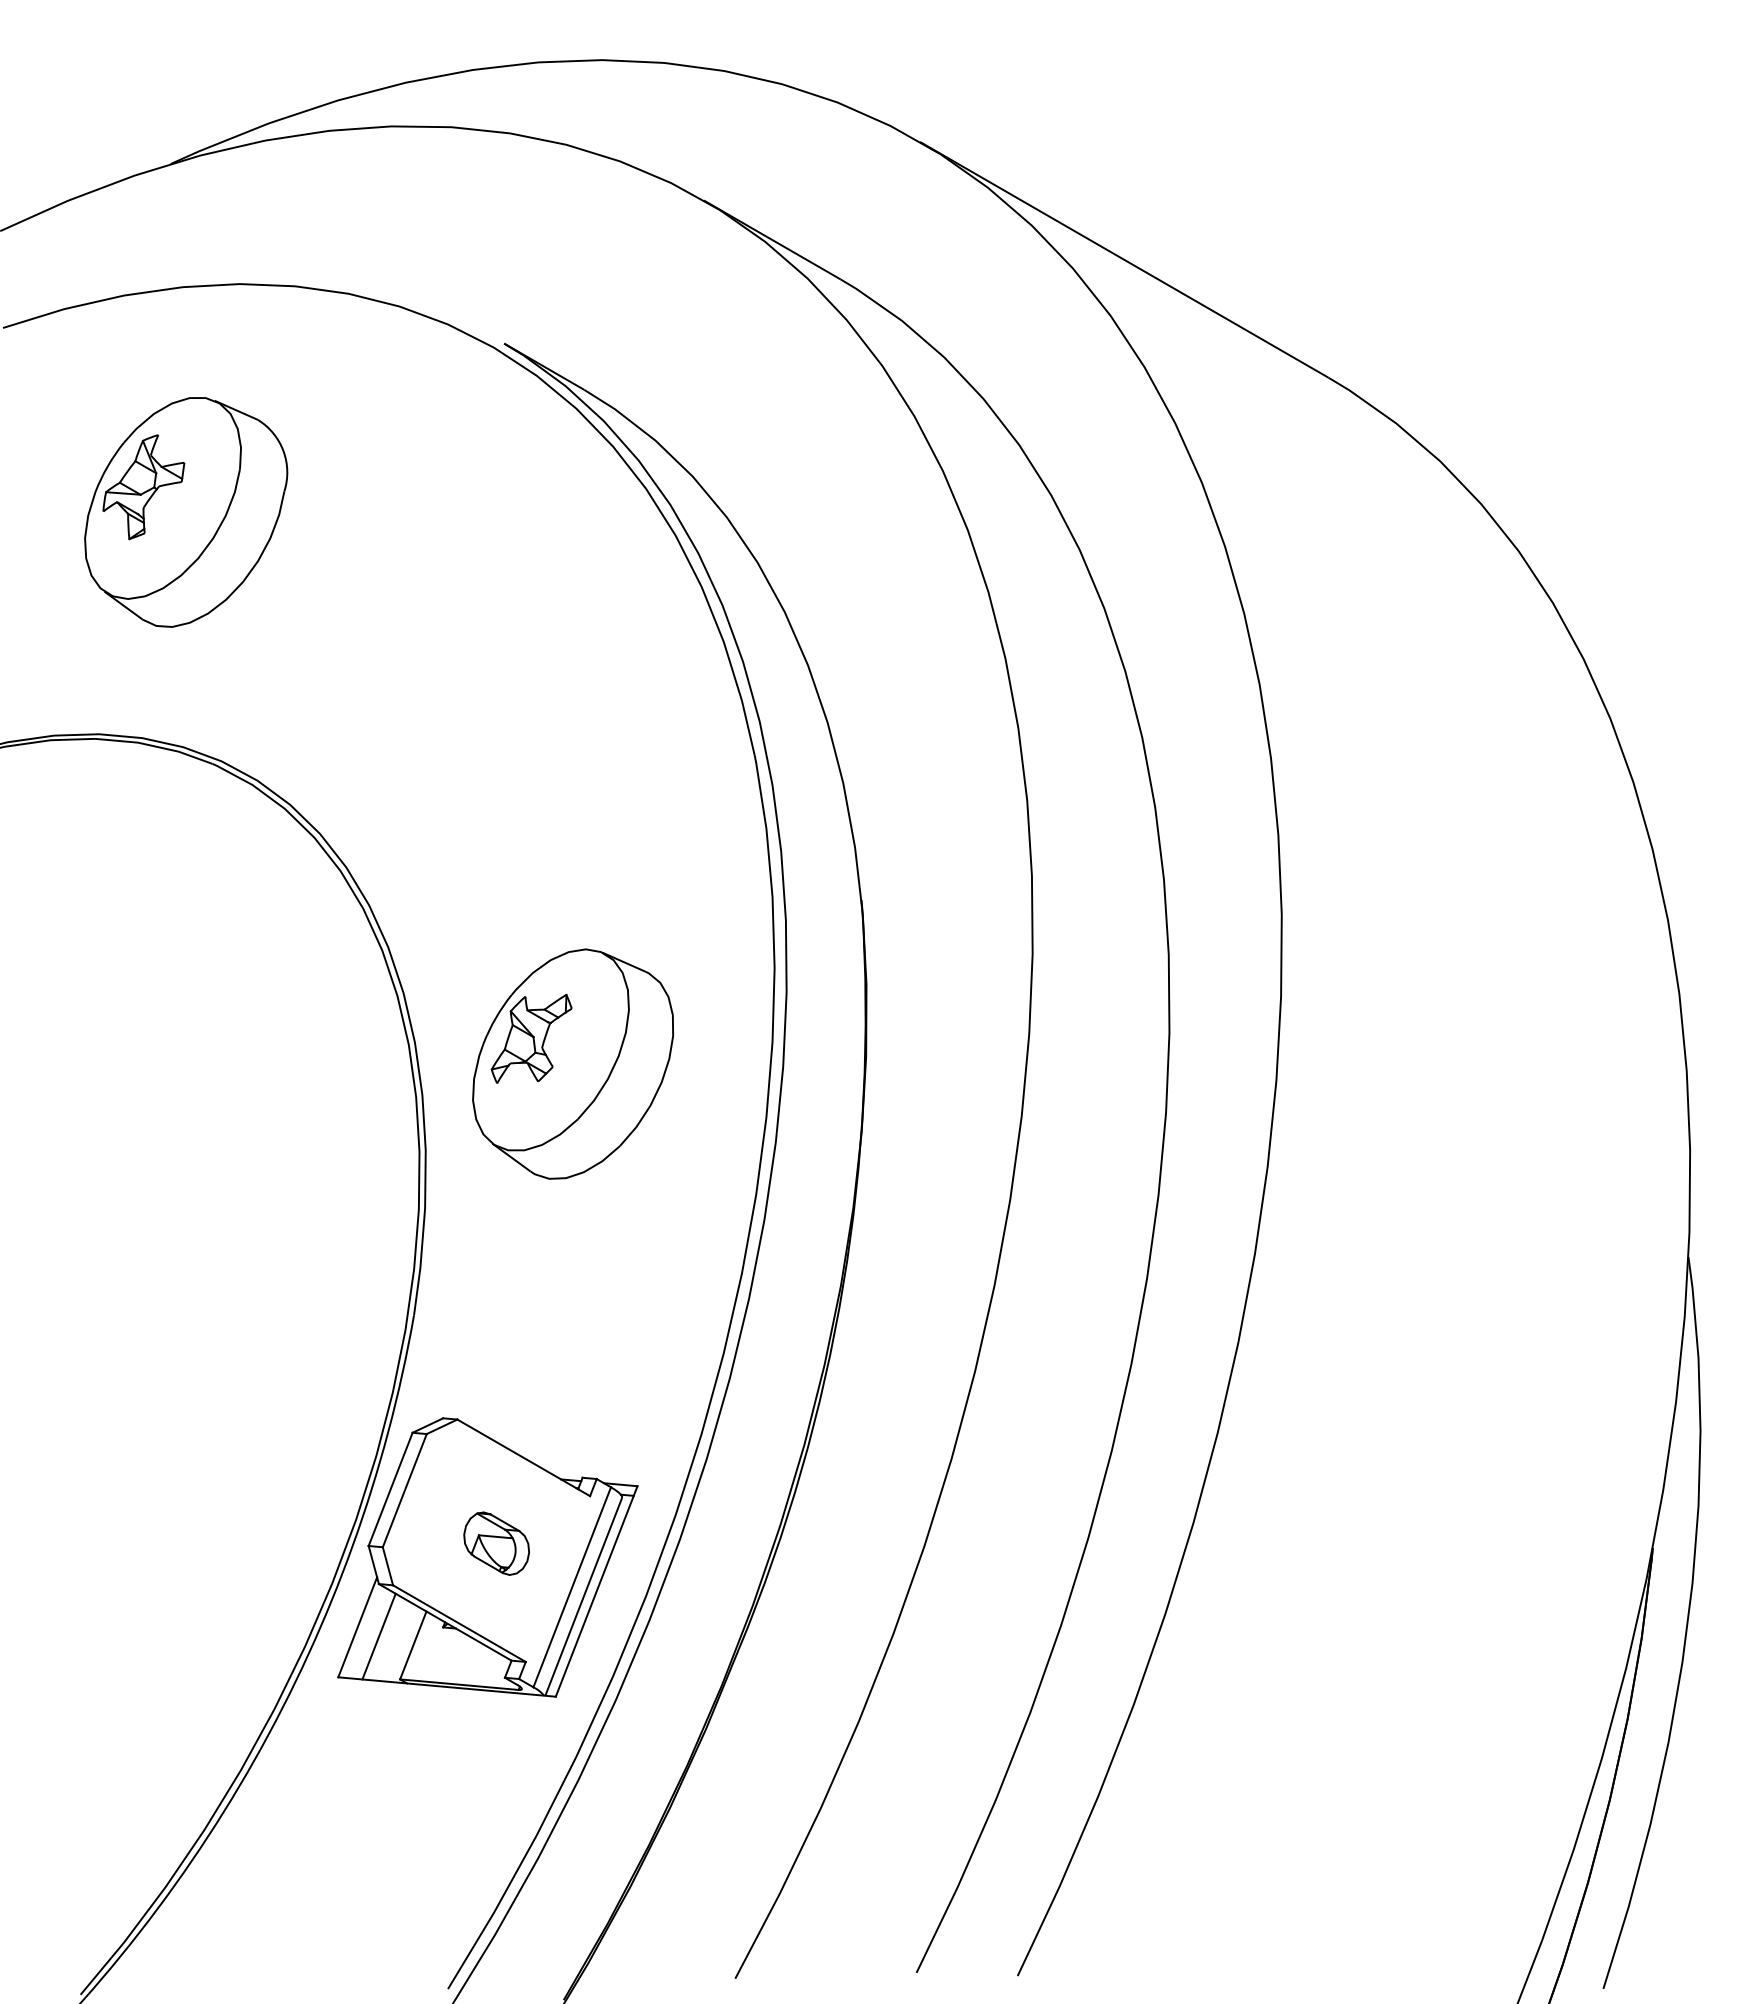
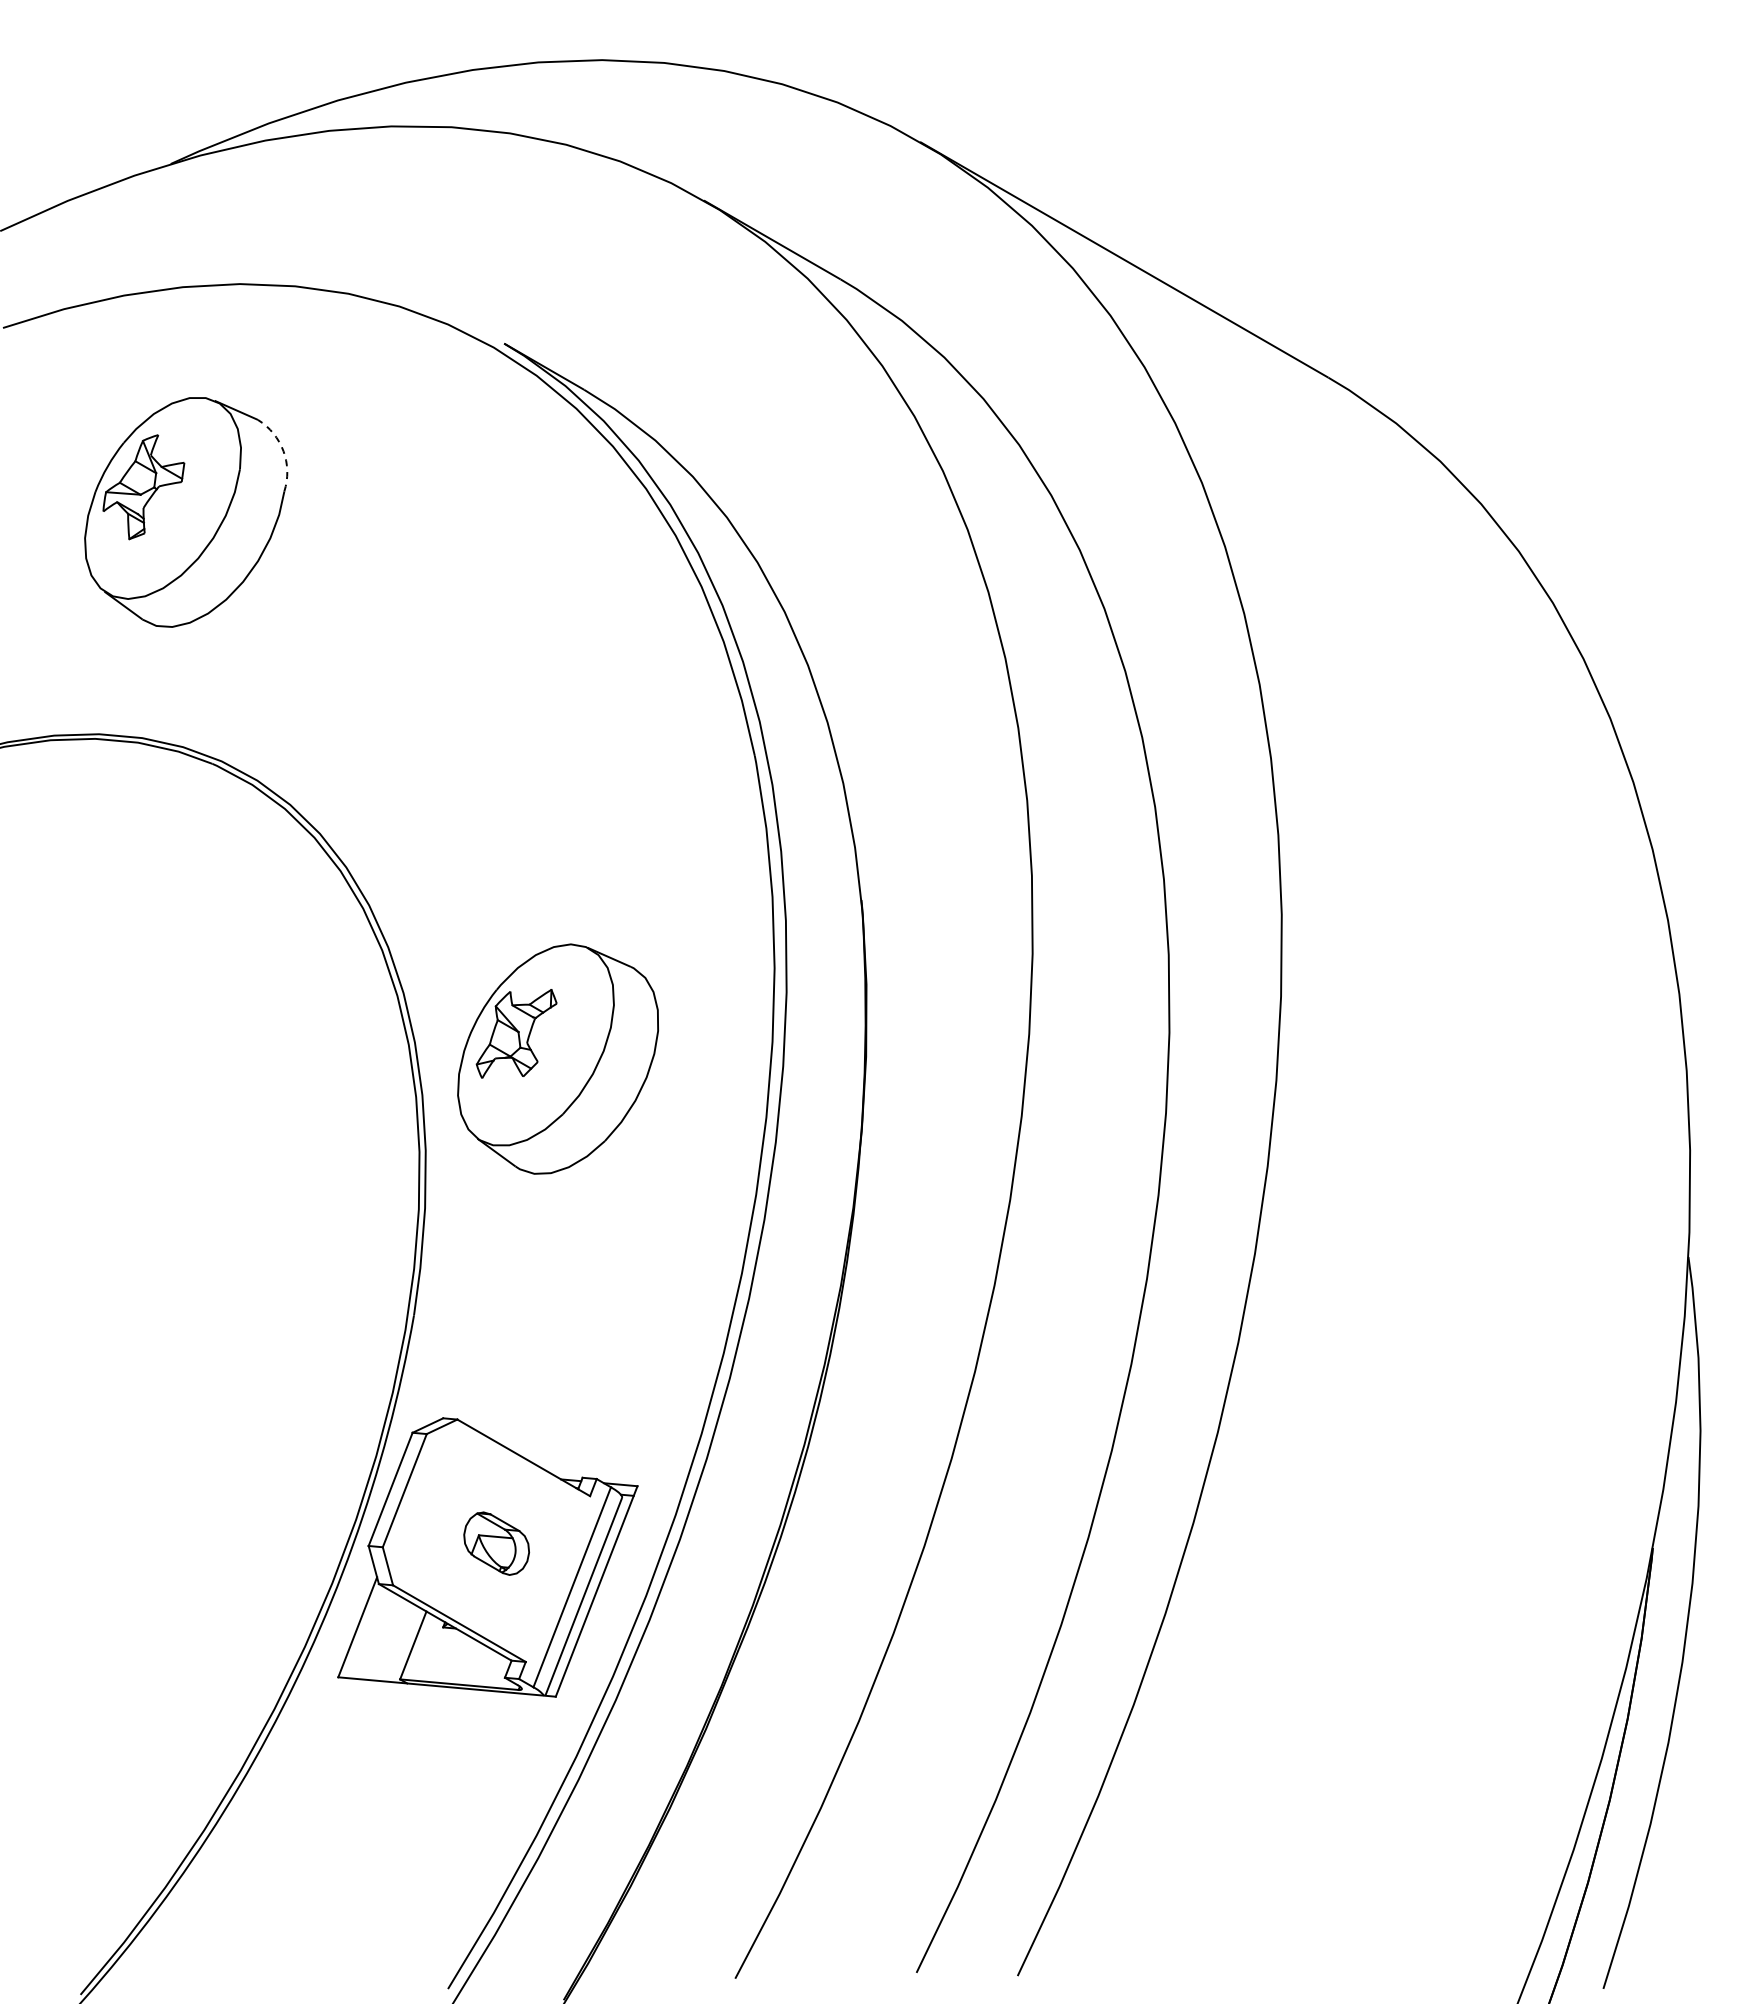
arc: solid -> dashed (283, 451)
part position: (572, 1063) -> (557, 1058) (557, 1058)
line: present -> none (378, 1636)
